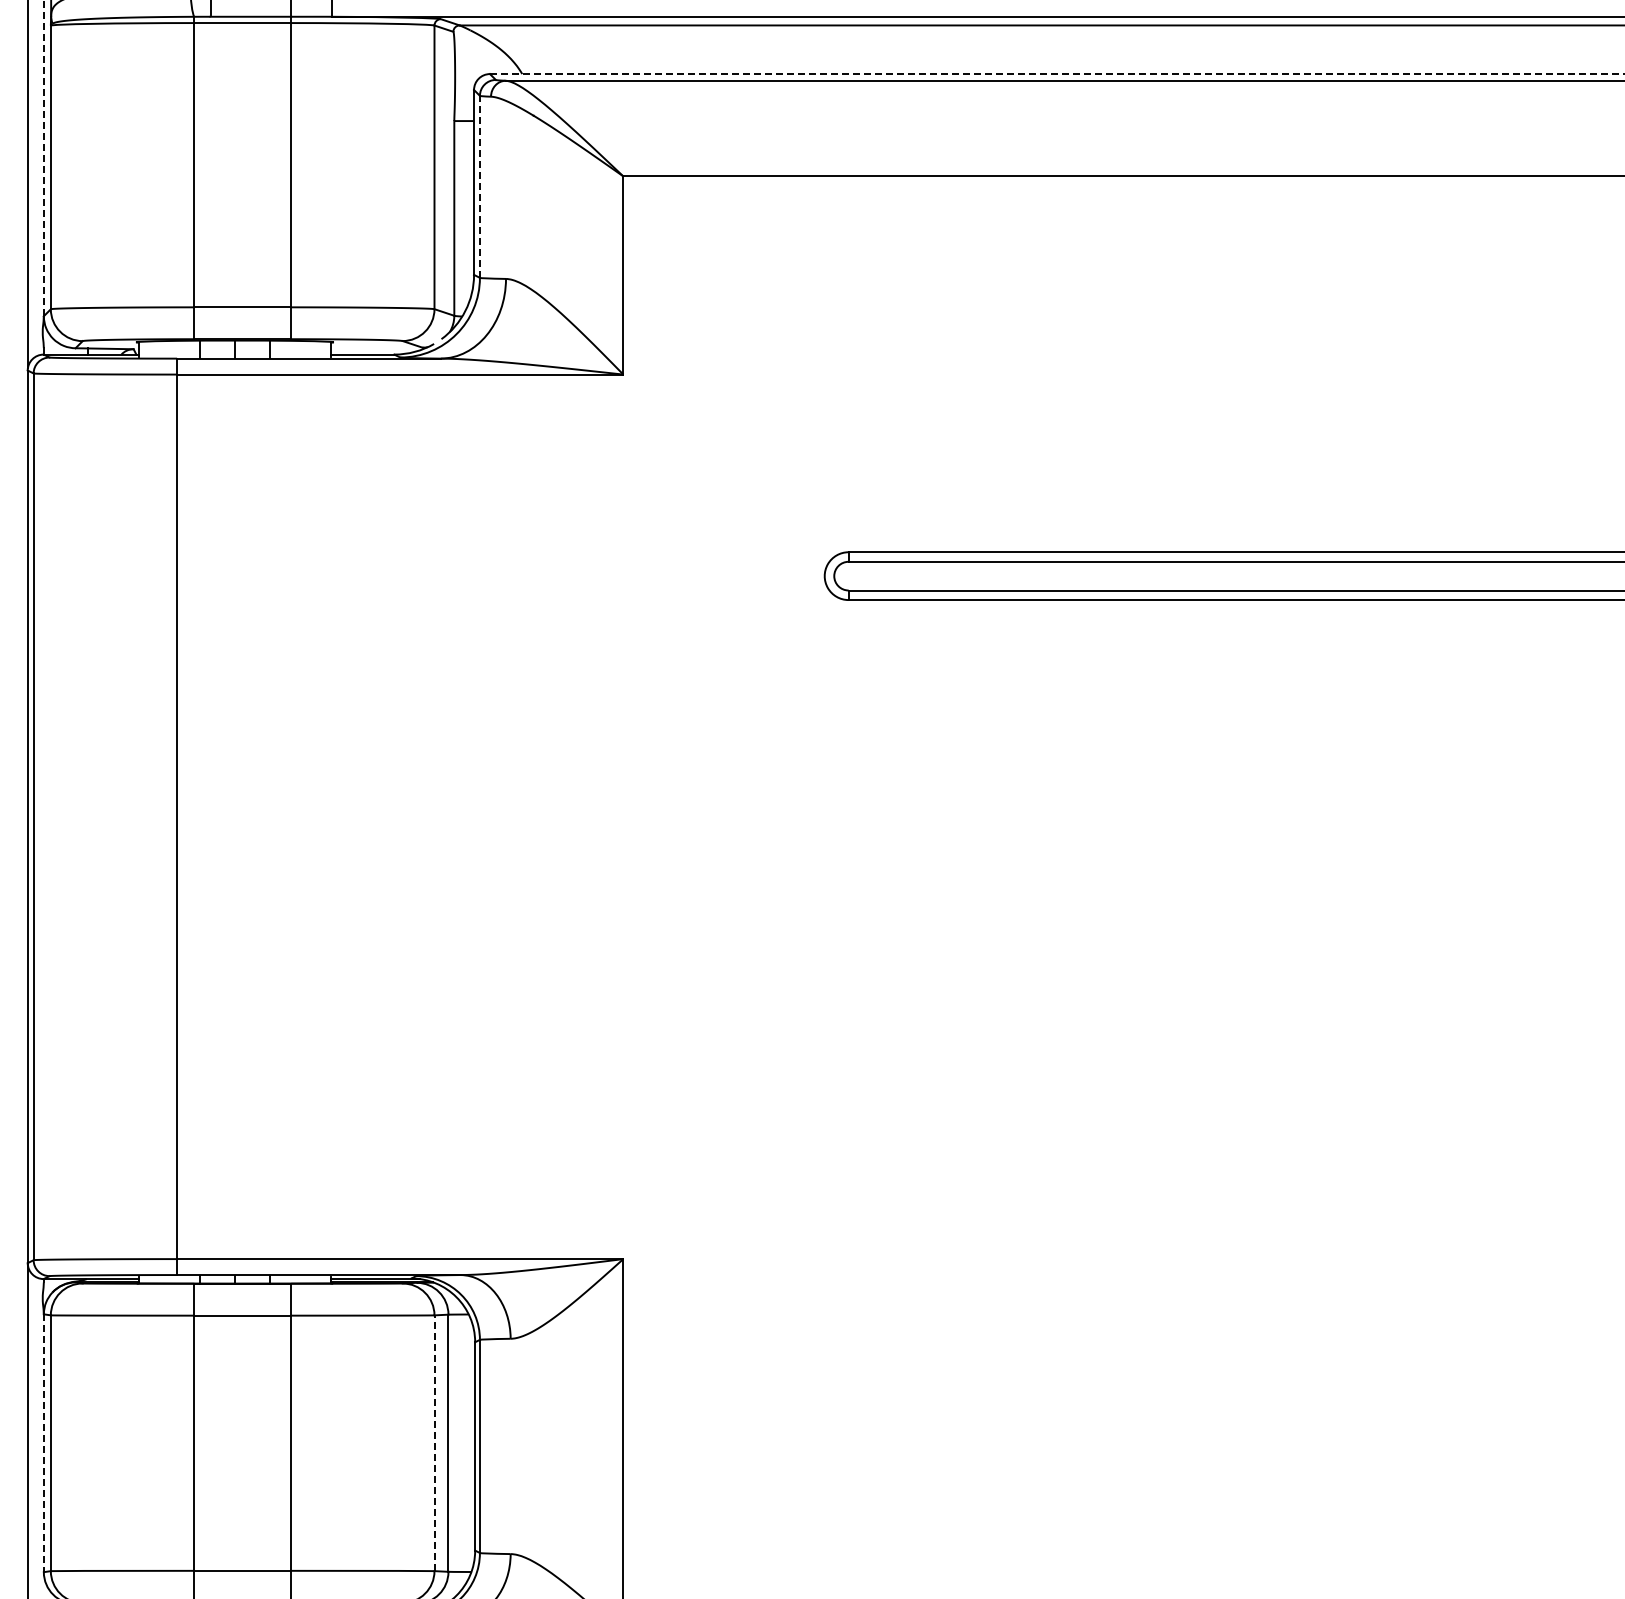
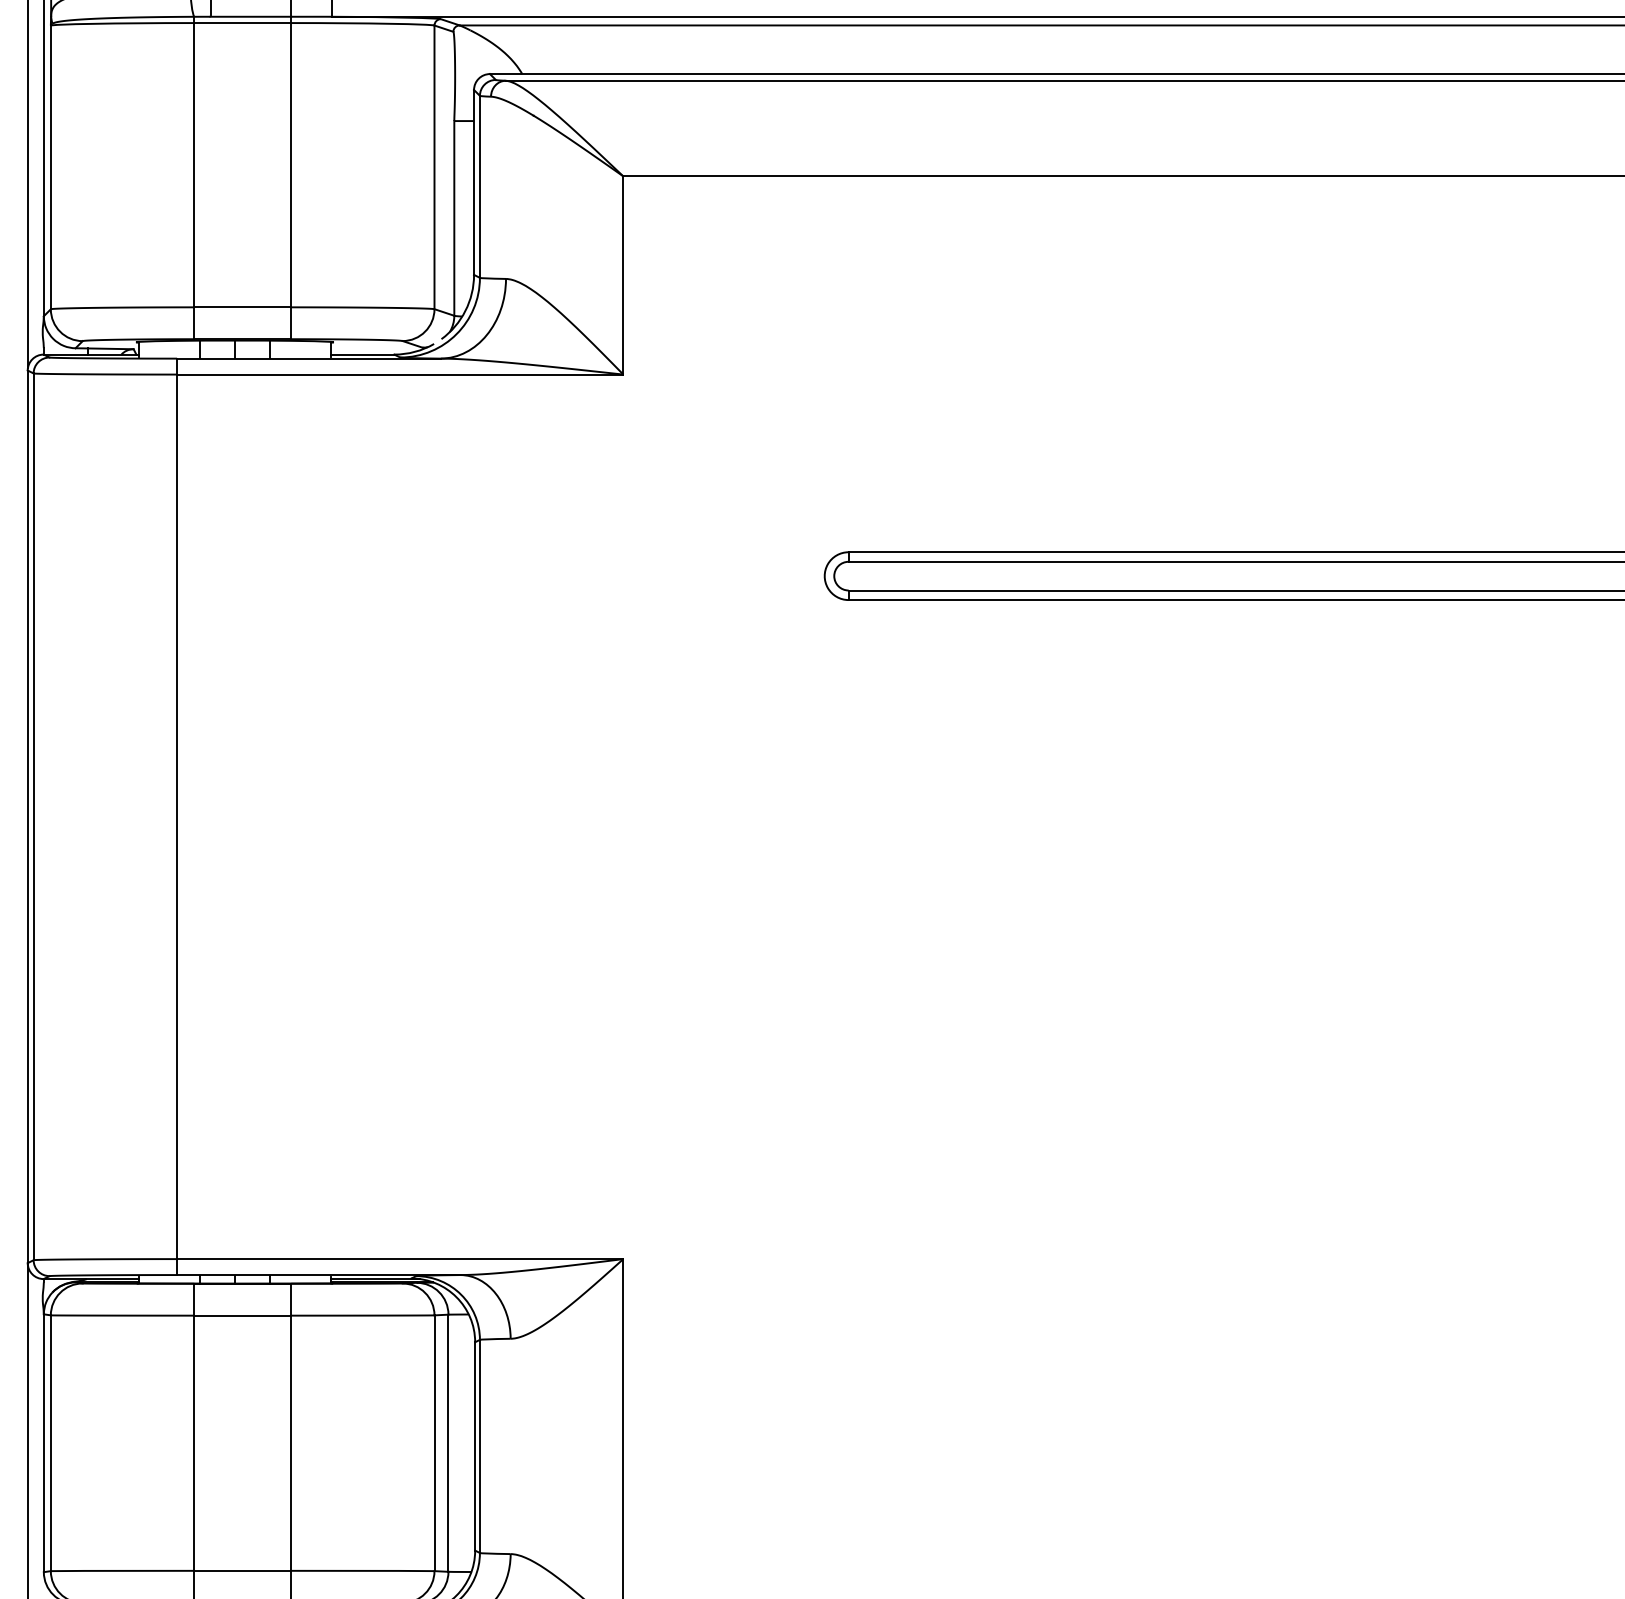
line: dashed -> solid (1057, 74)
line: dashed -> solid (43, 158)
line: dashed -> solid (479, 186)
line: dashed -> solid (43, 1443)
line: dashed -> solid (434, 1443)
